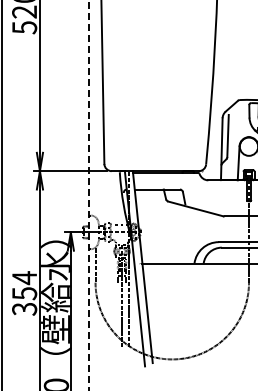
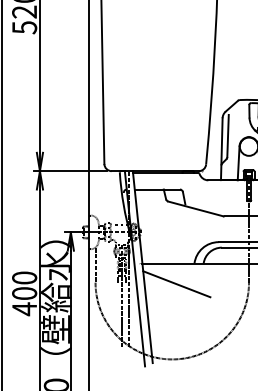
line: dashed -> solid (89, 195)
line: none -> present (176, 284)
text: 354 -> 400 (24, 293)
